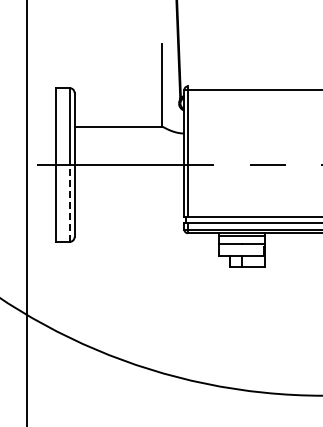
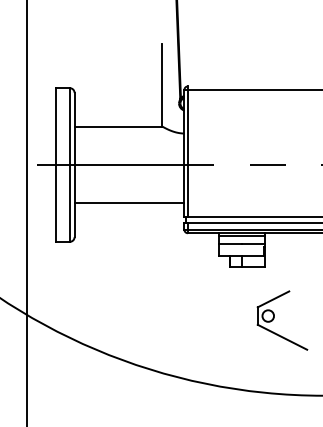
line: dashed -> solid (69, 202)
line: none -> present (129, 203)
part: none -> present (274, 318)
